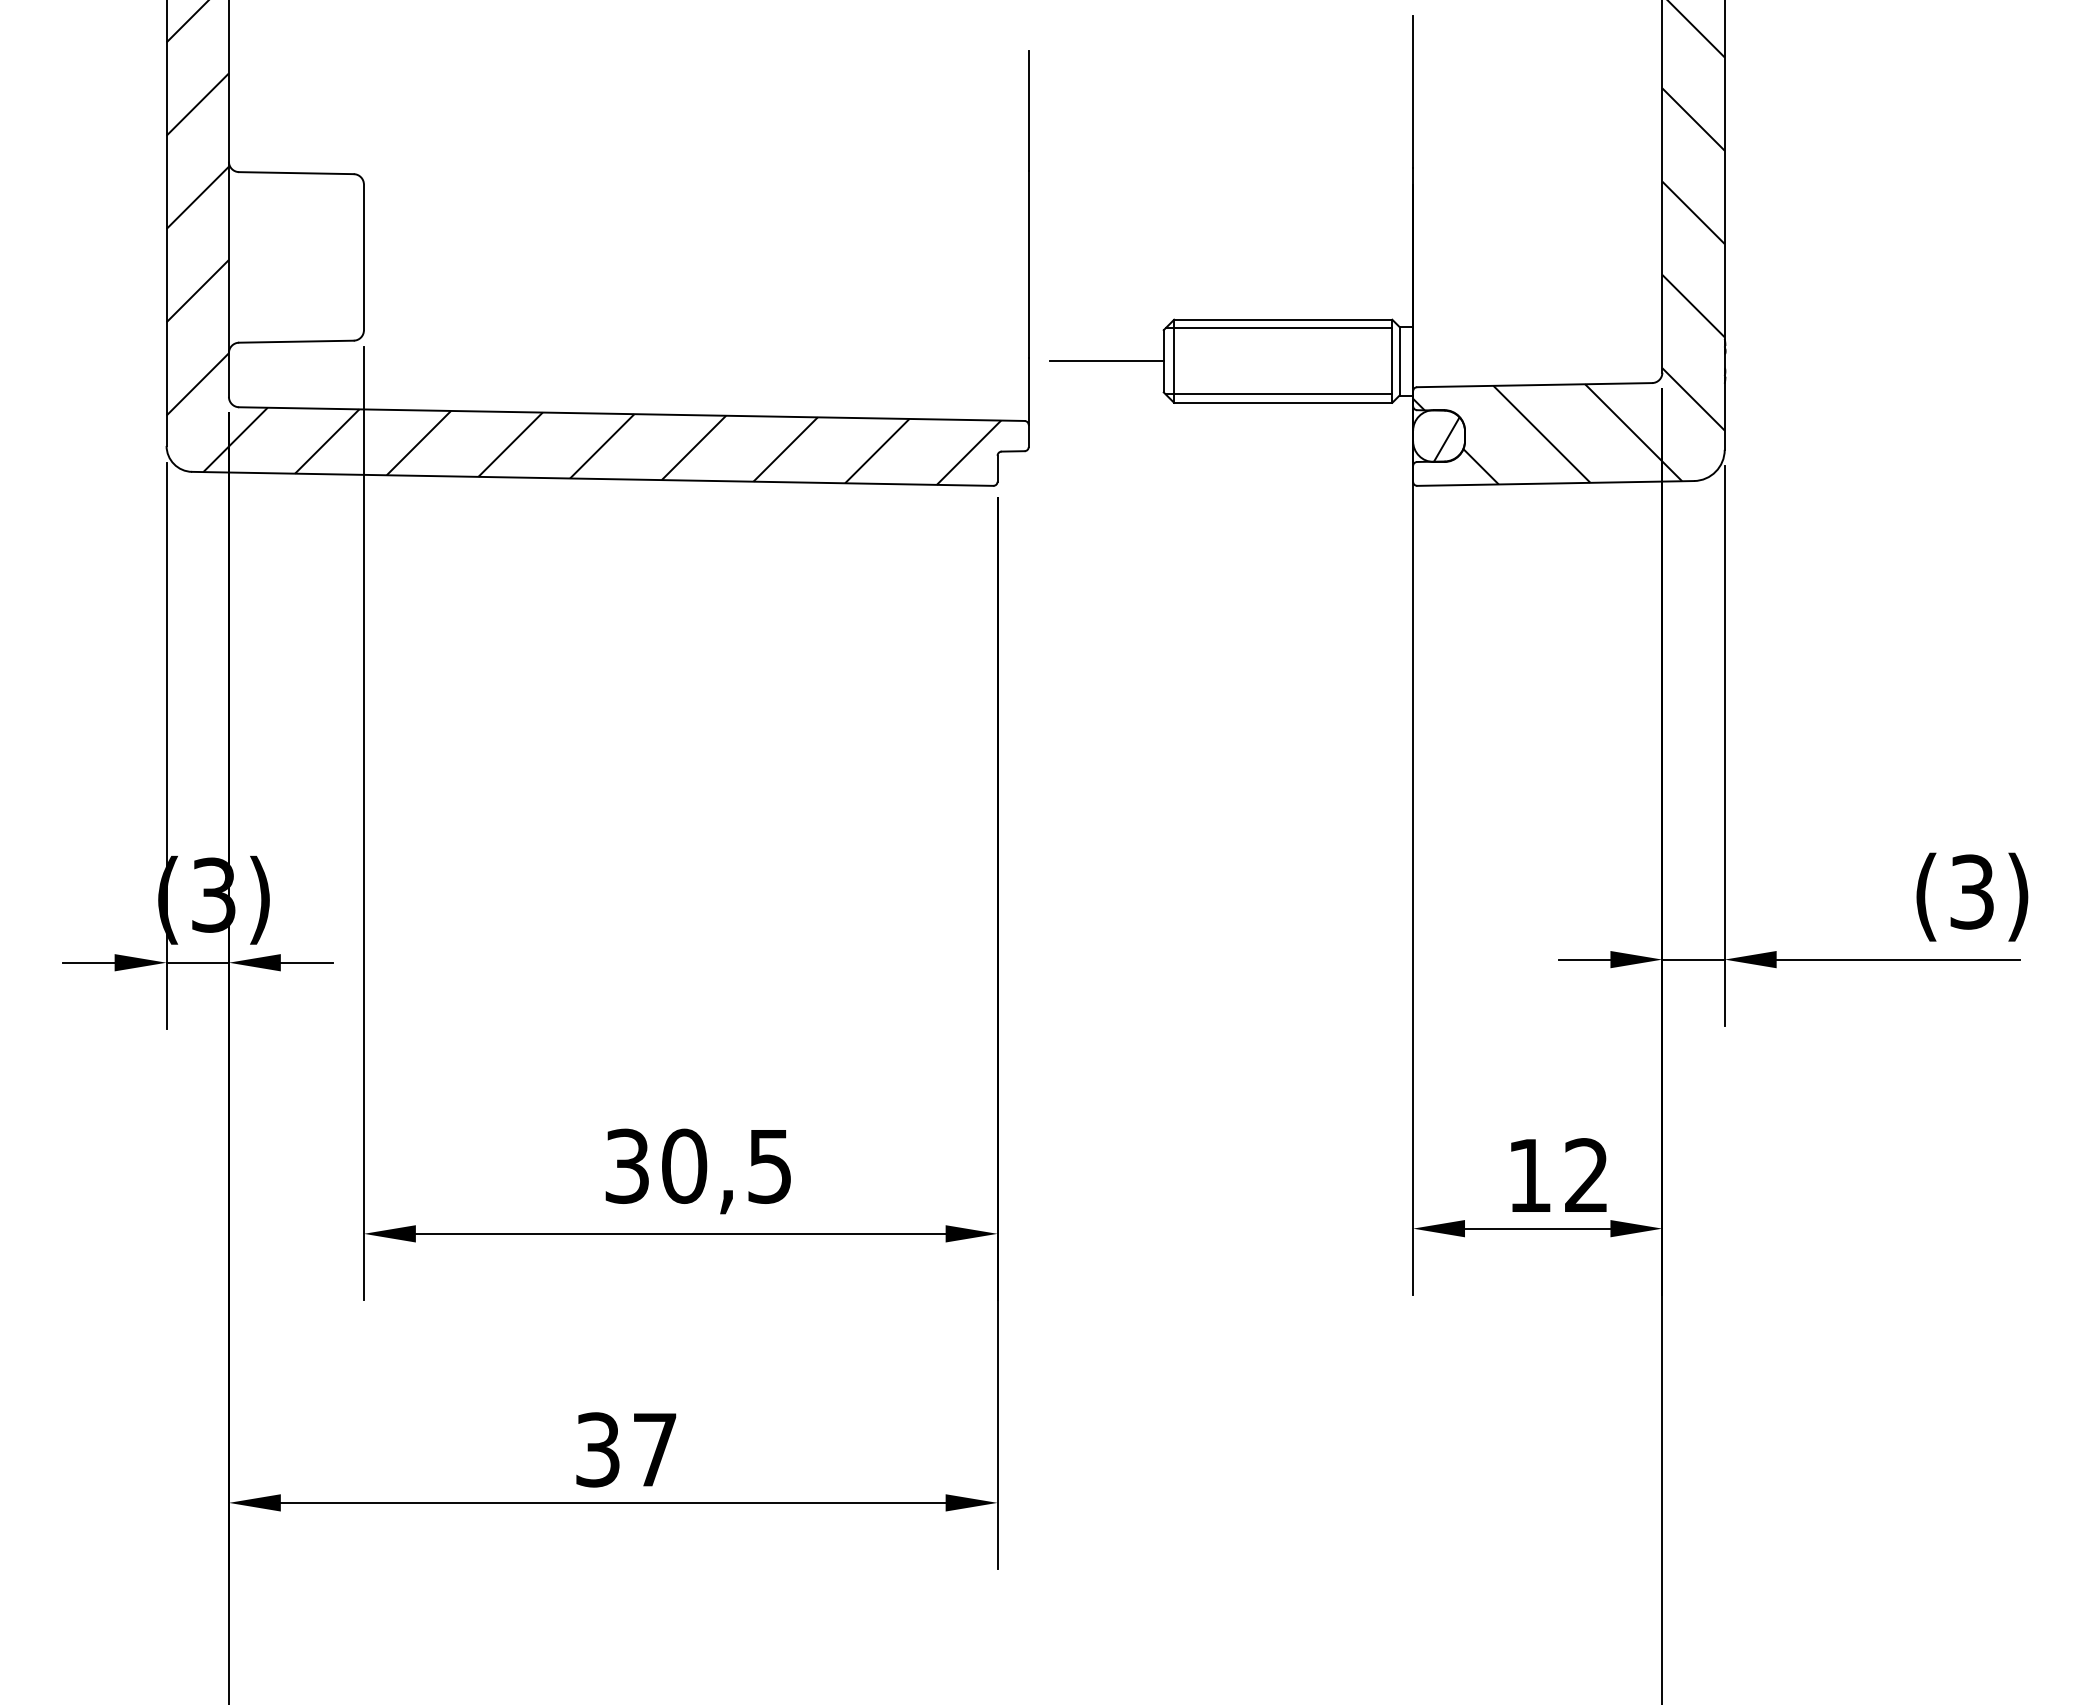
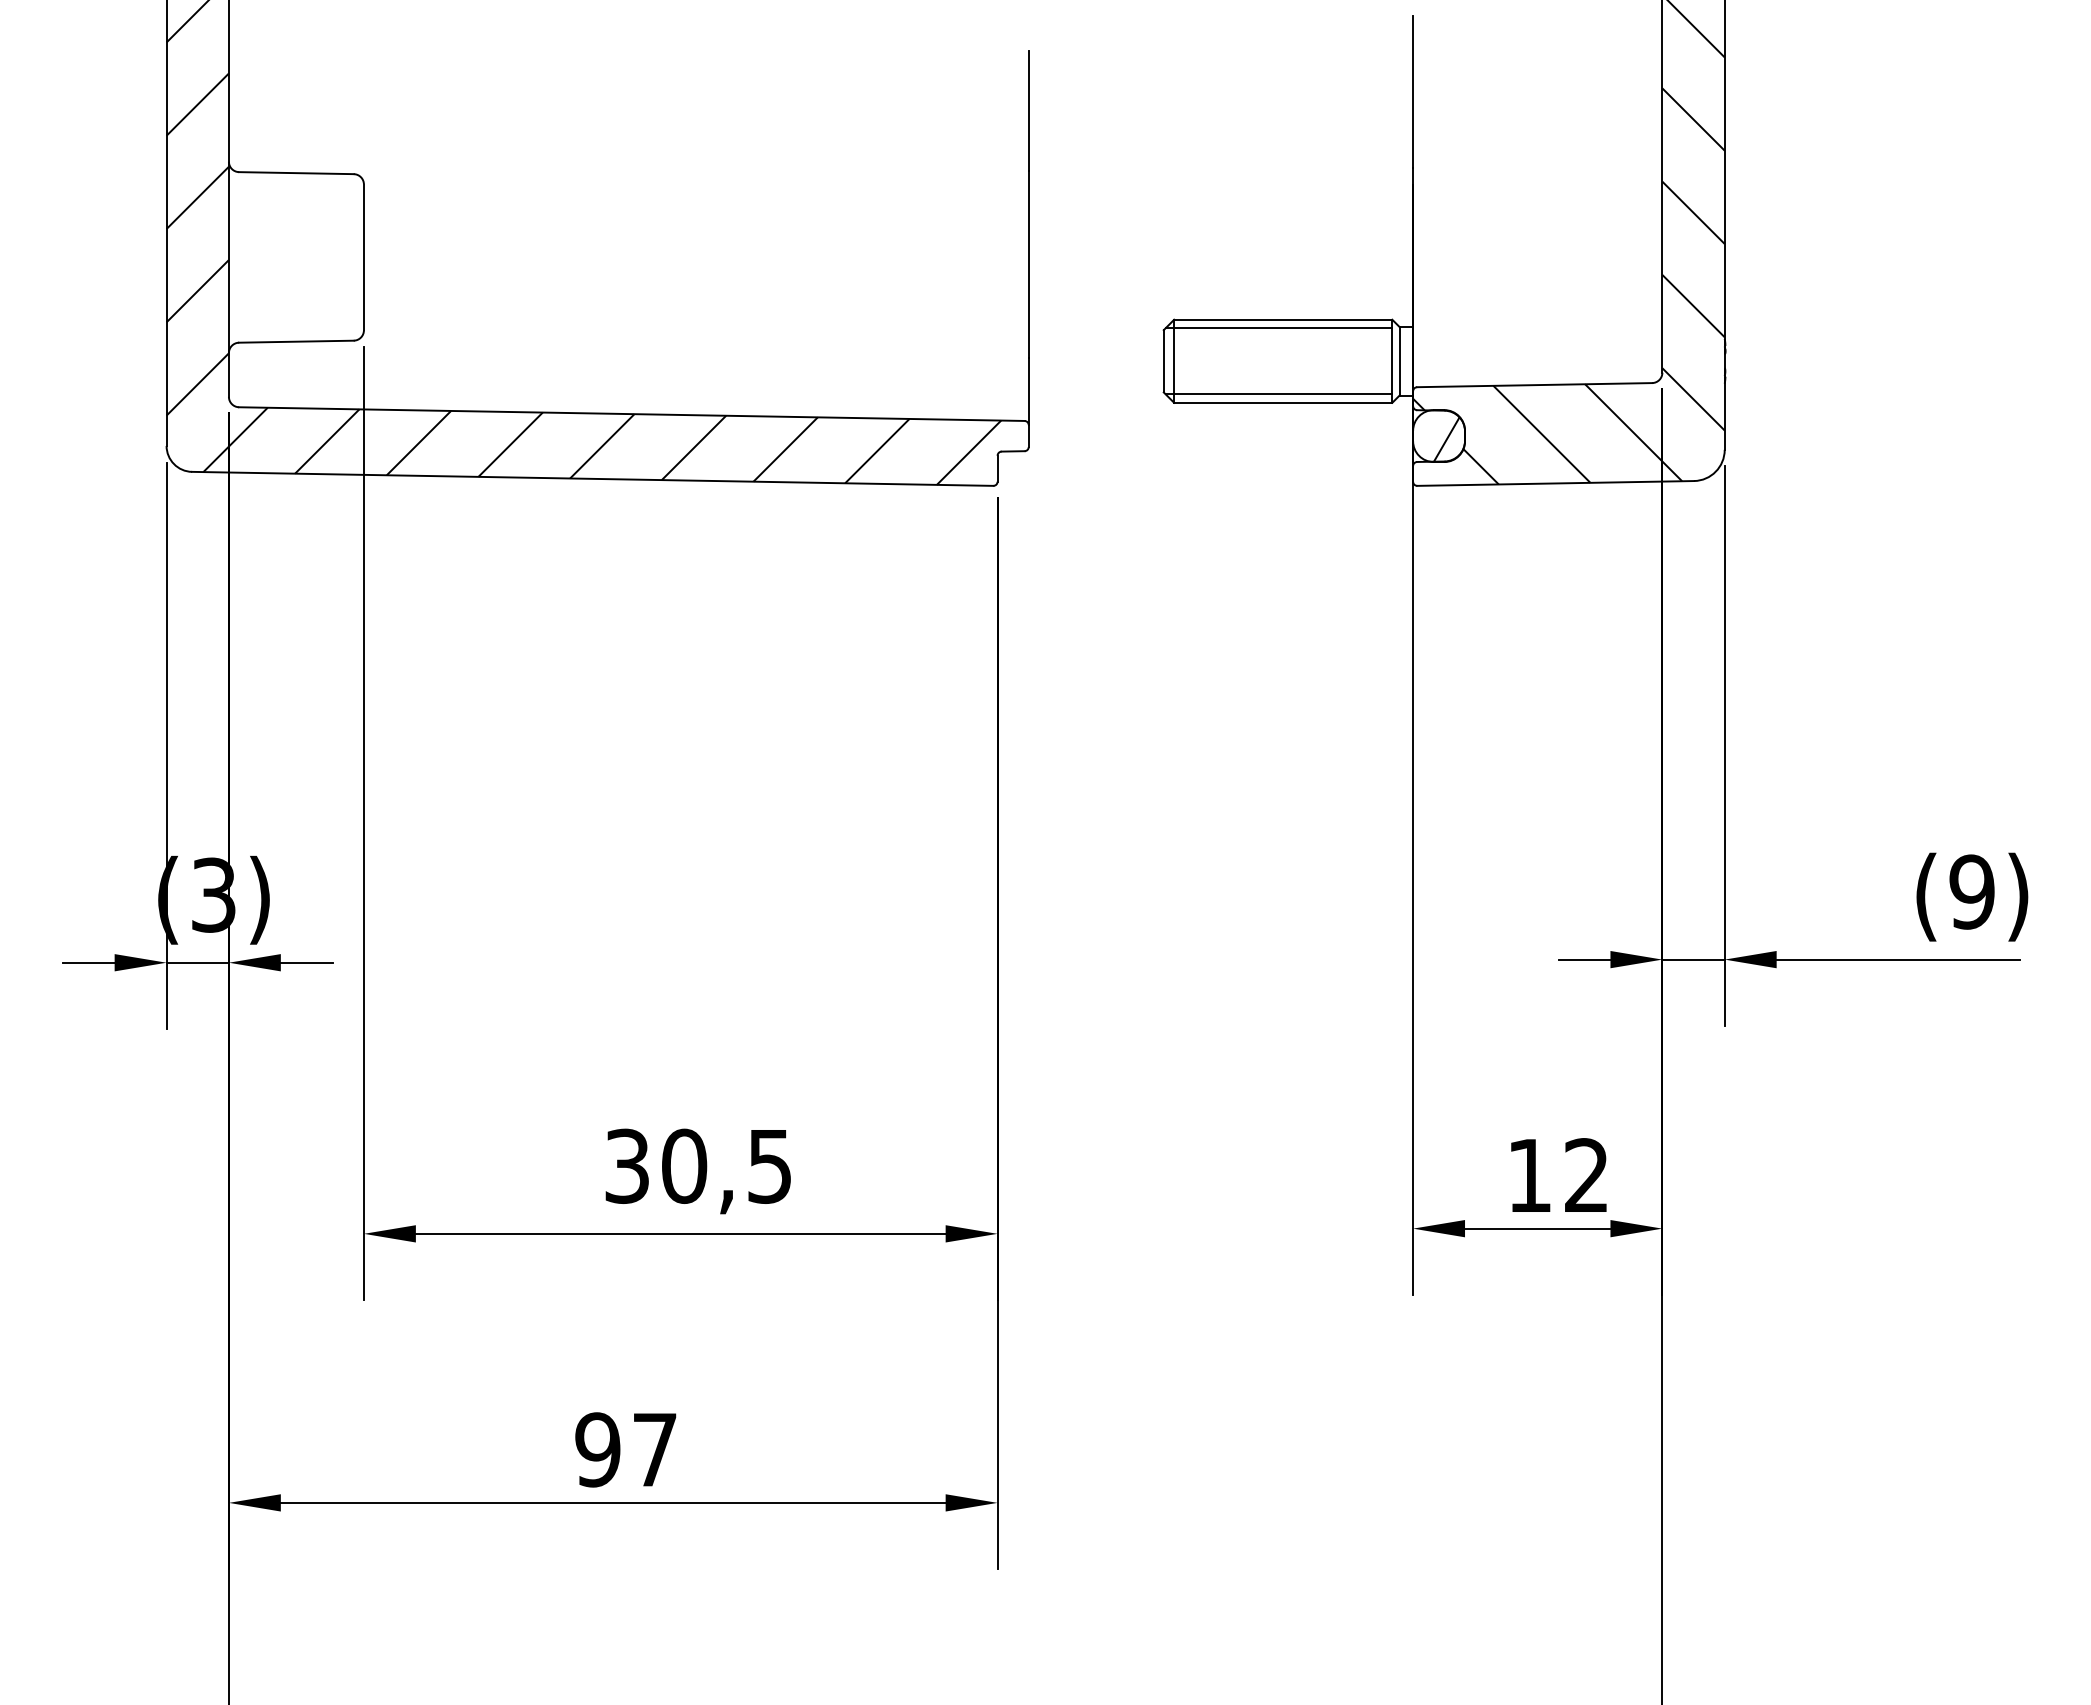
line: present -> none (1106, 361)
text: (3) -> (9) (1971, 891)
text: 37 -> 97 (597, 1449)
